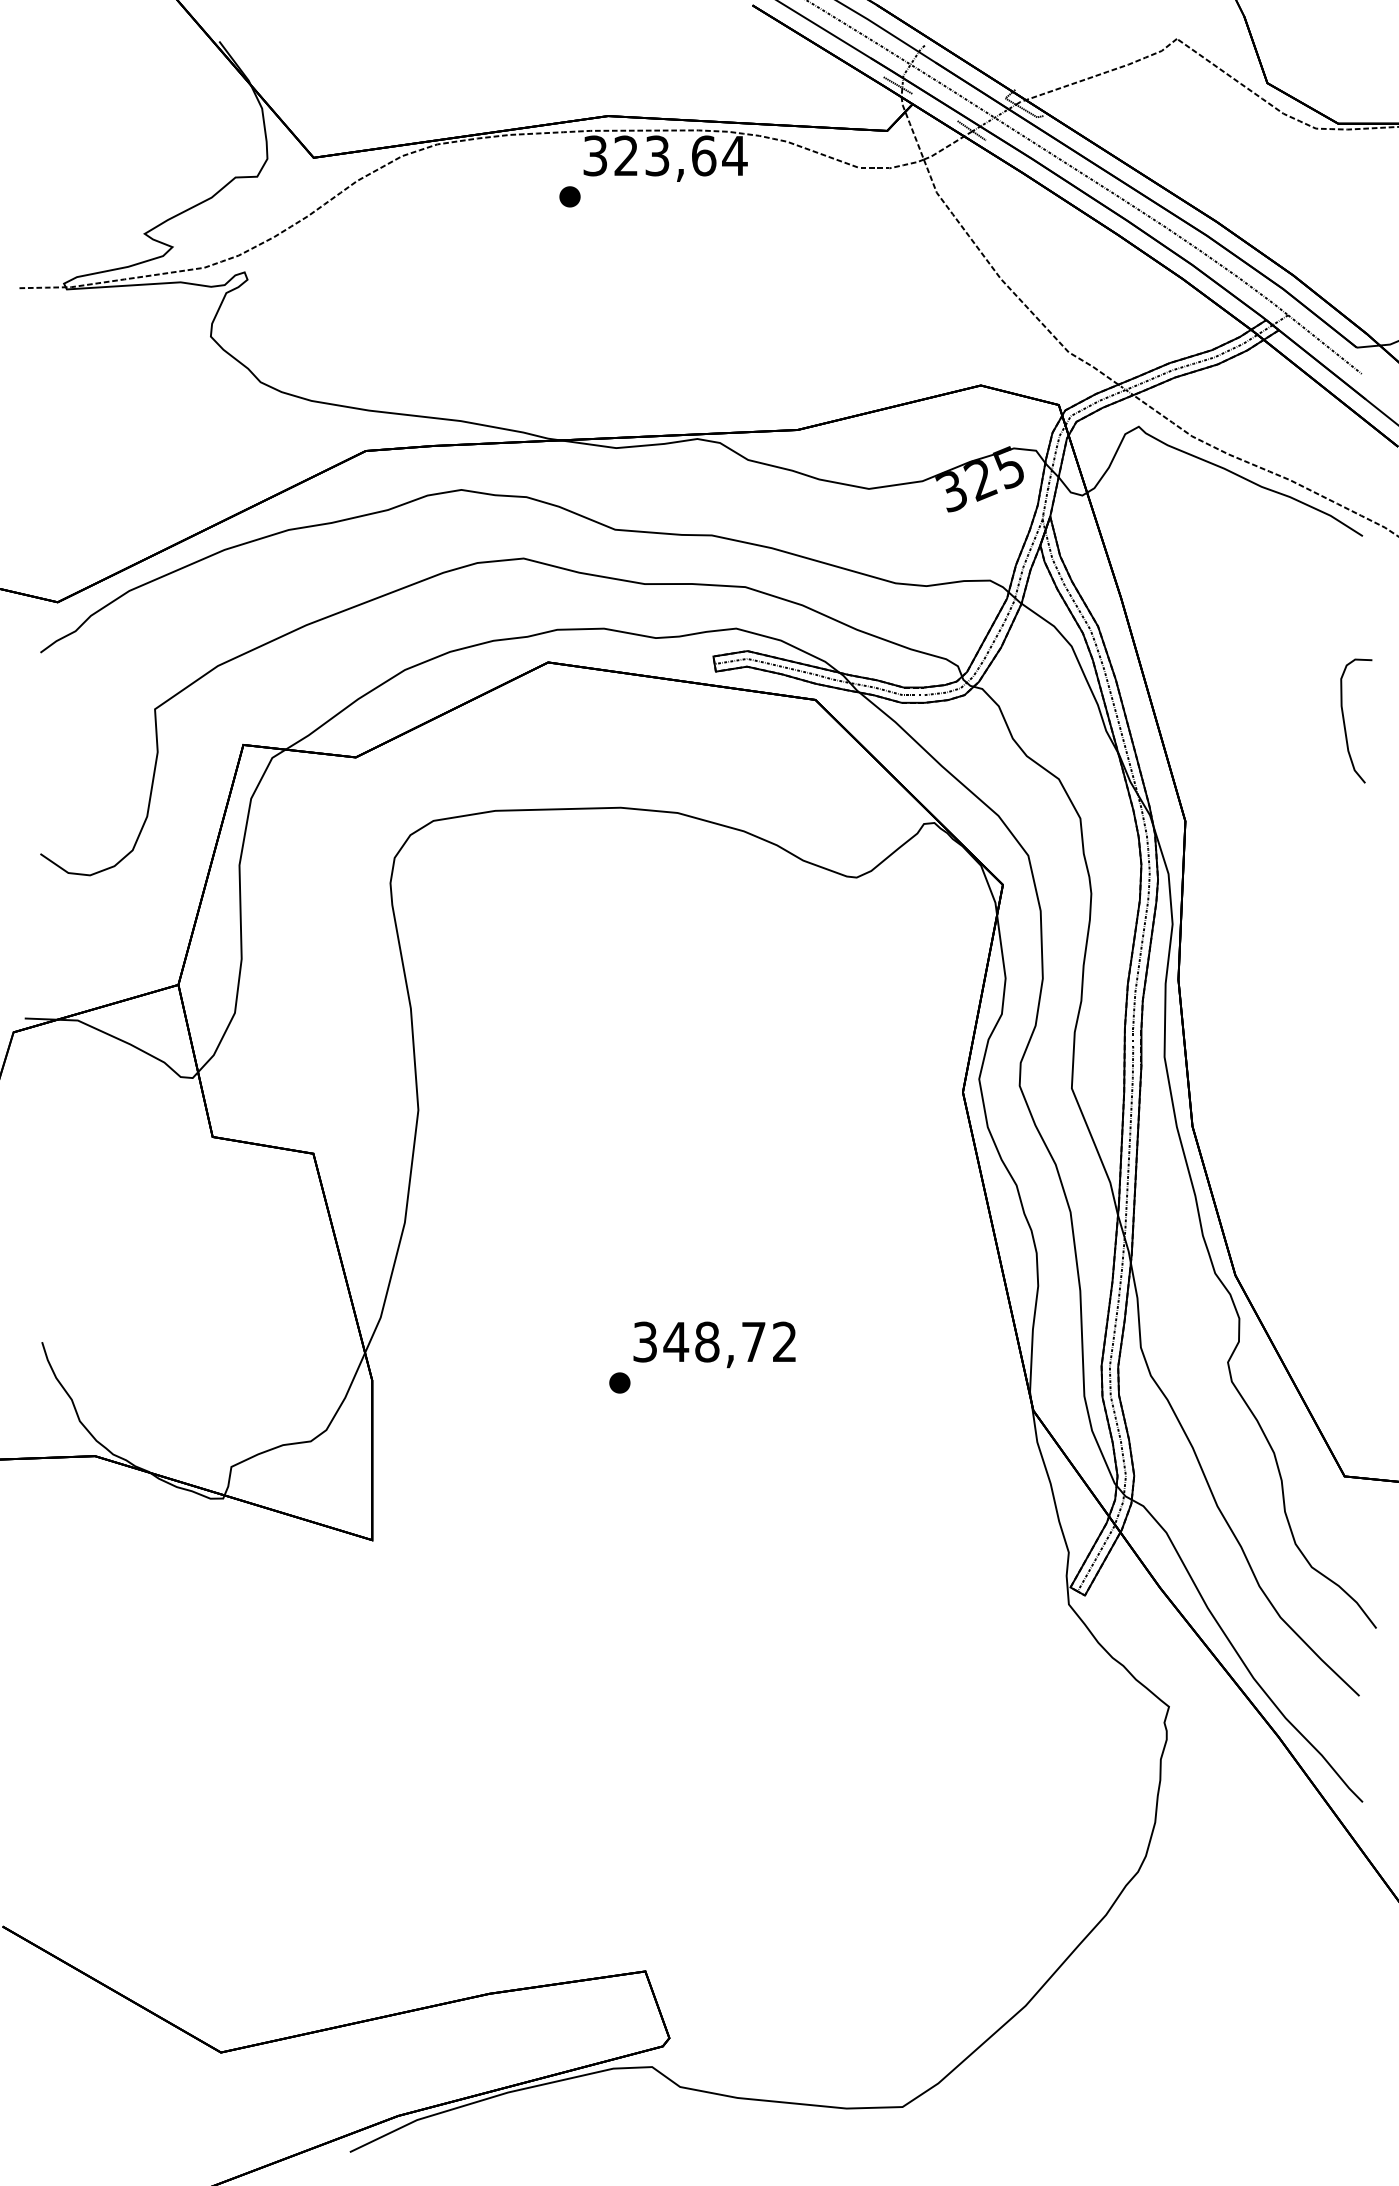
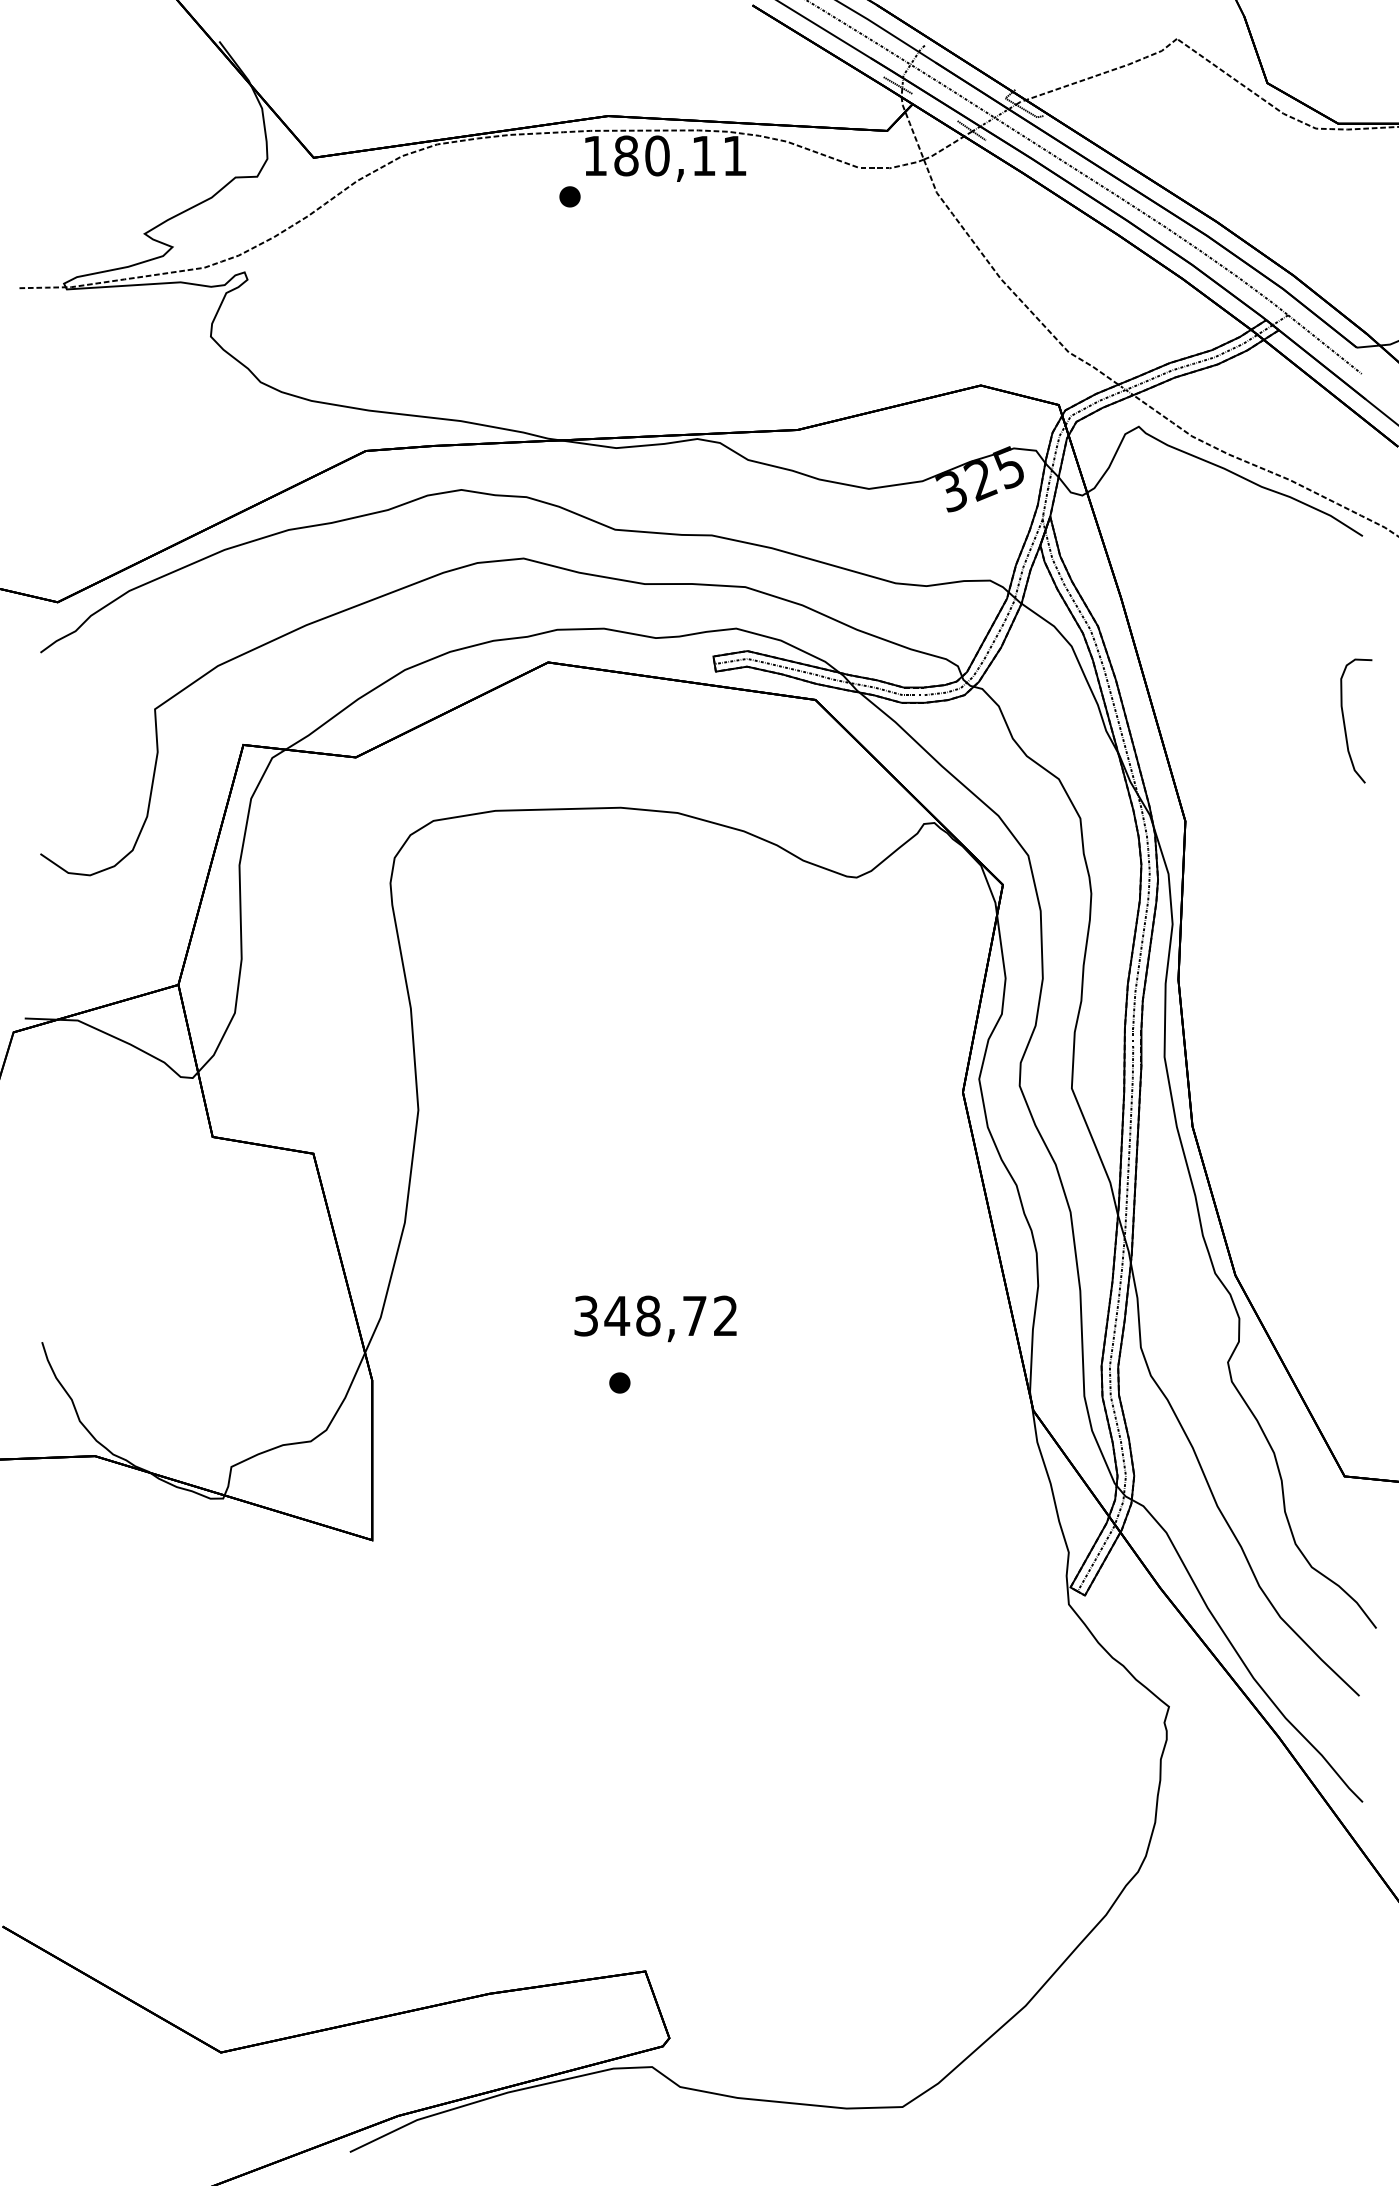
text: 323,64 -> 180,11 (665, 155)
text position: (714, 1344) -> (655, 1318) (655, 1318)
